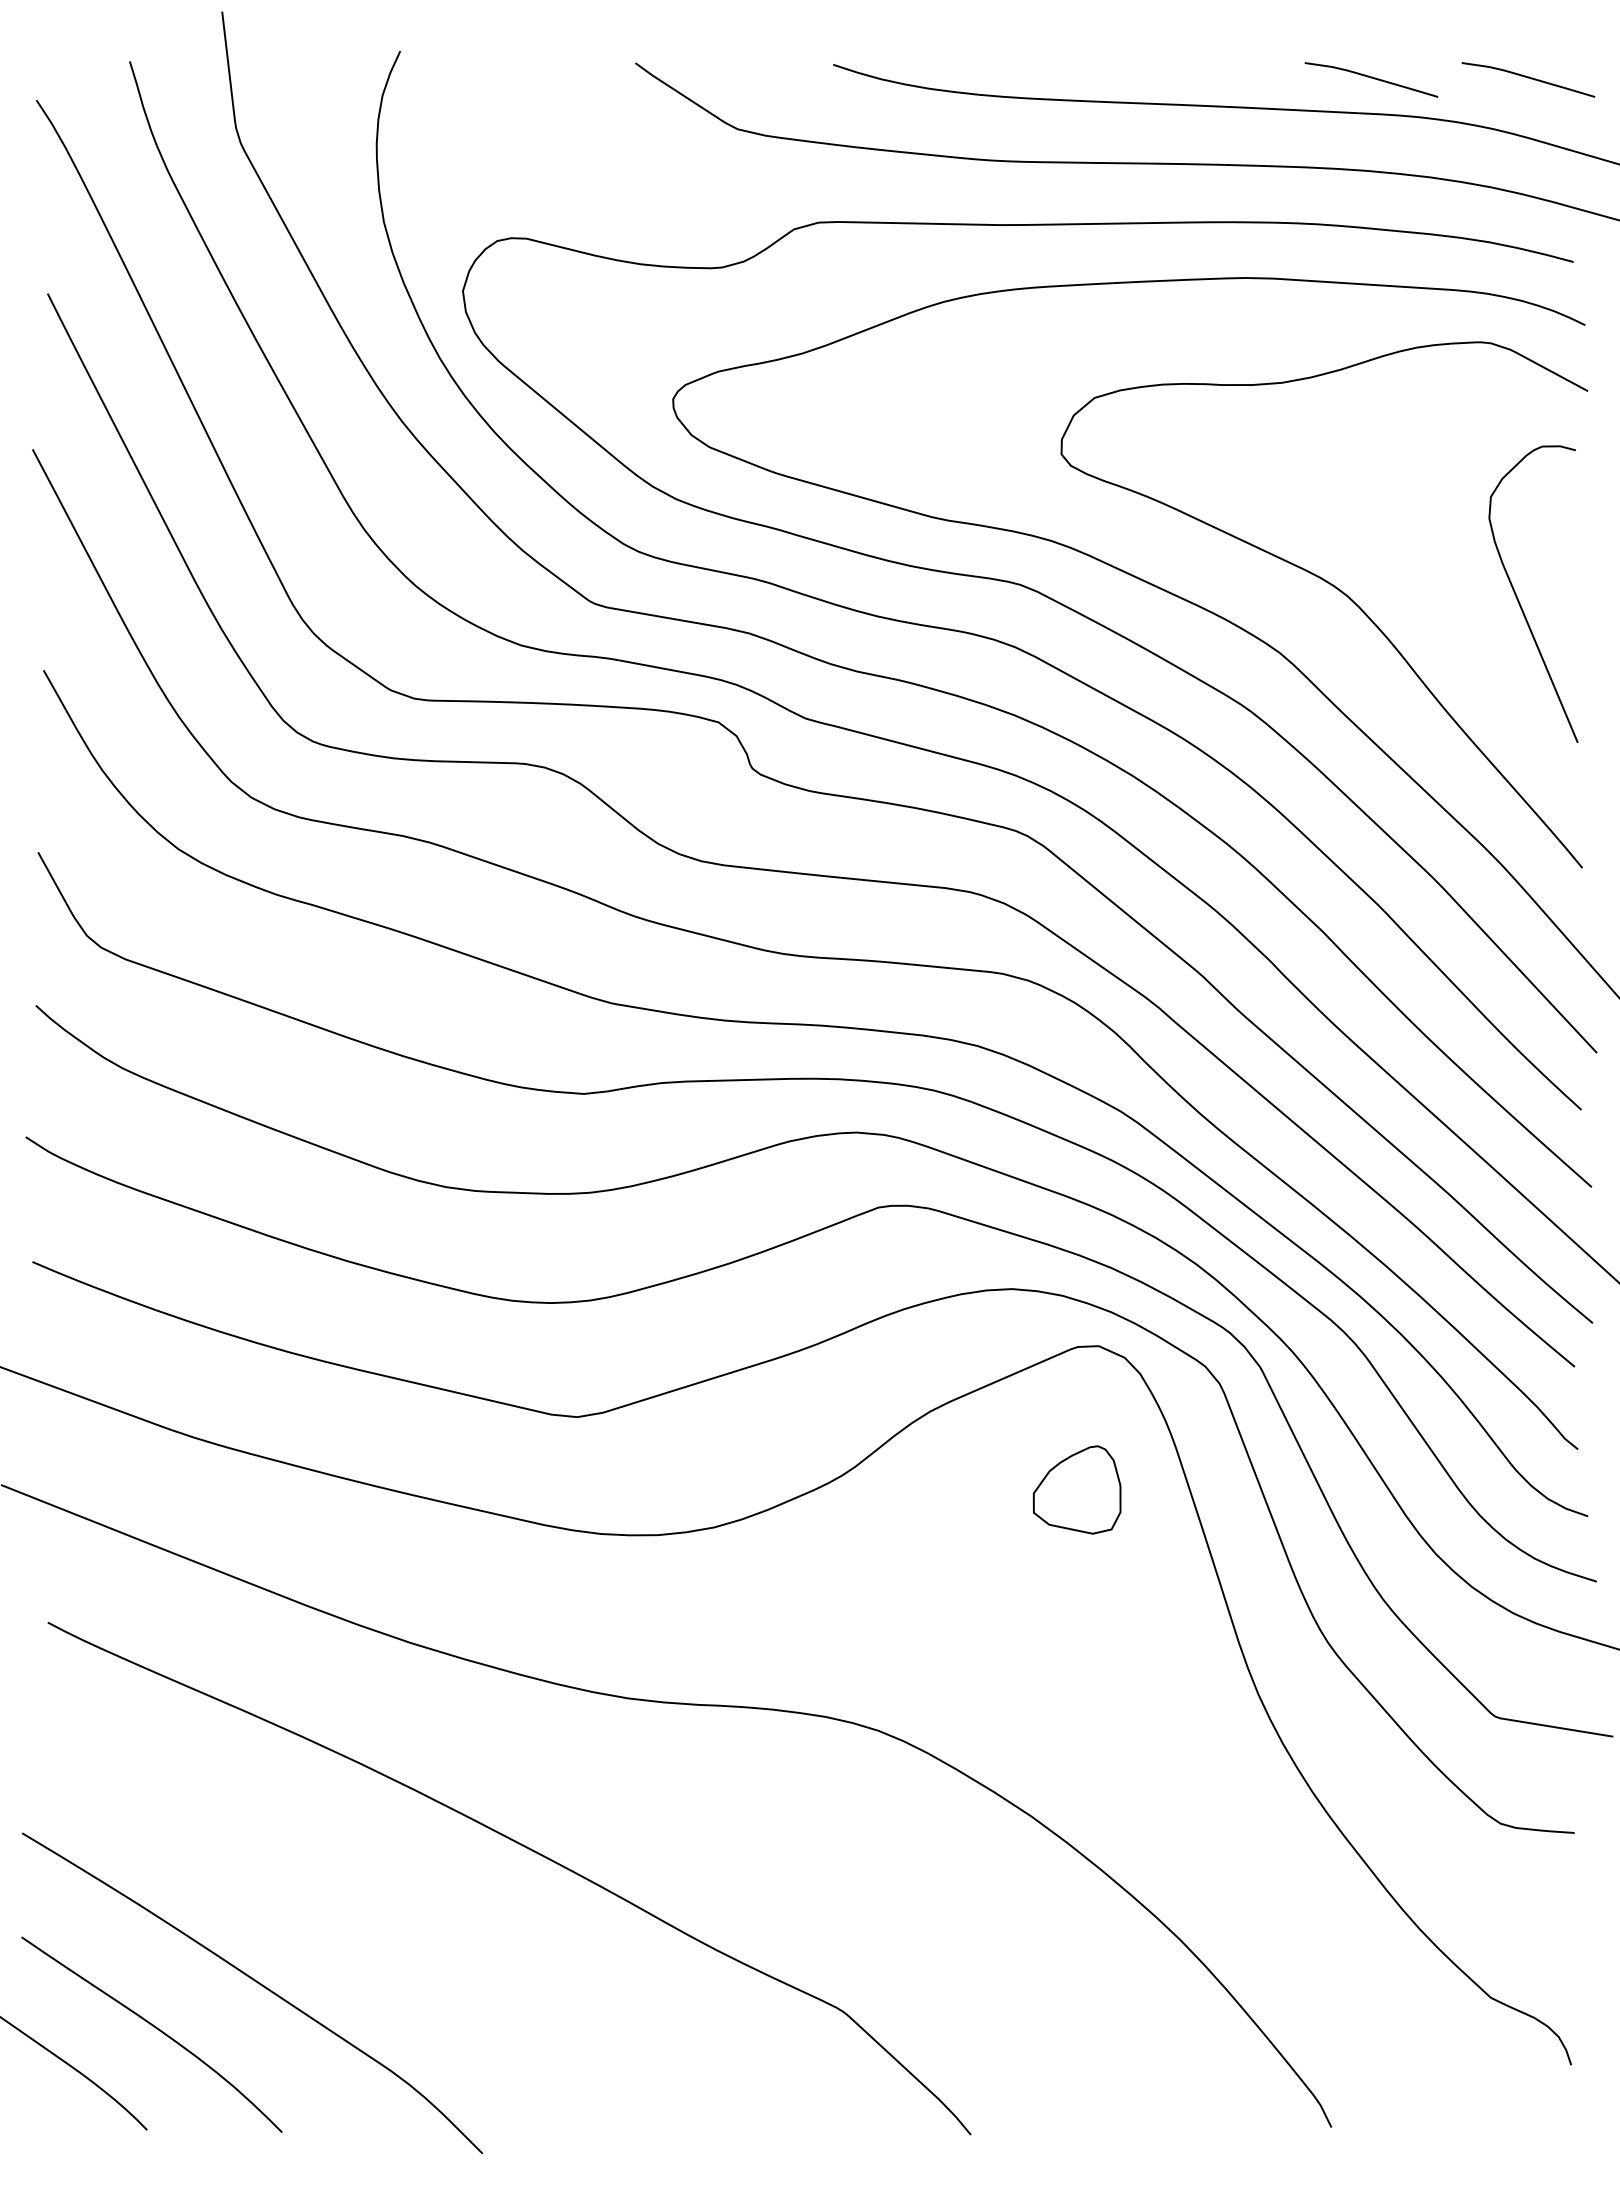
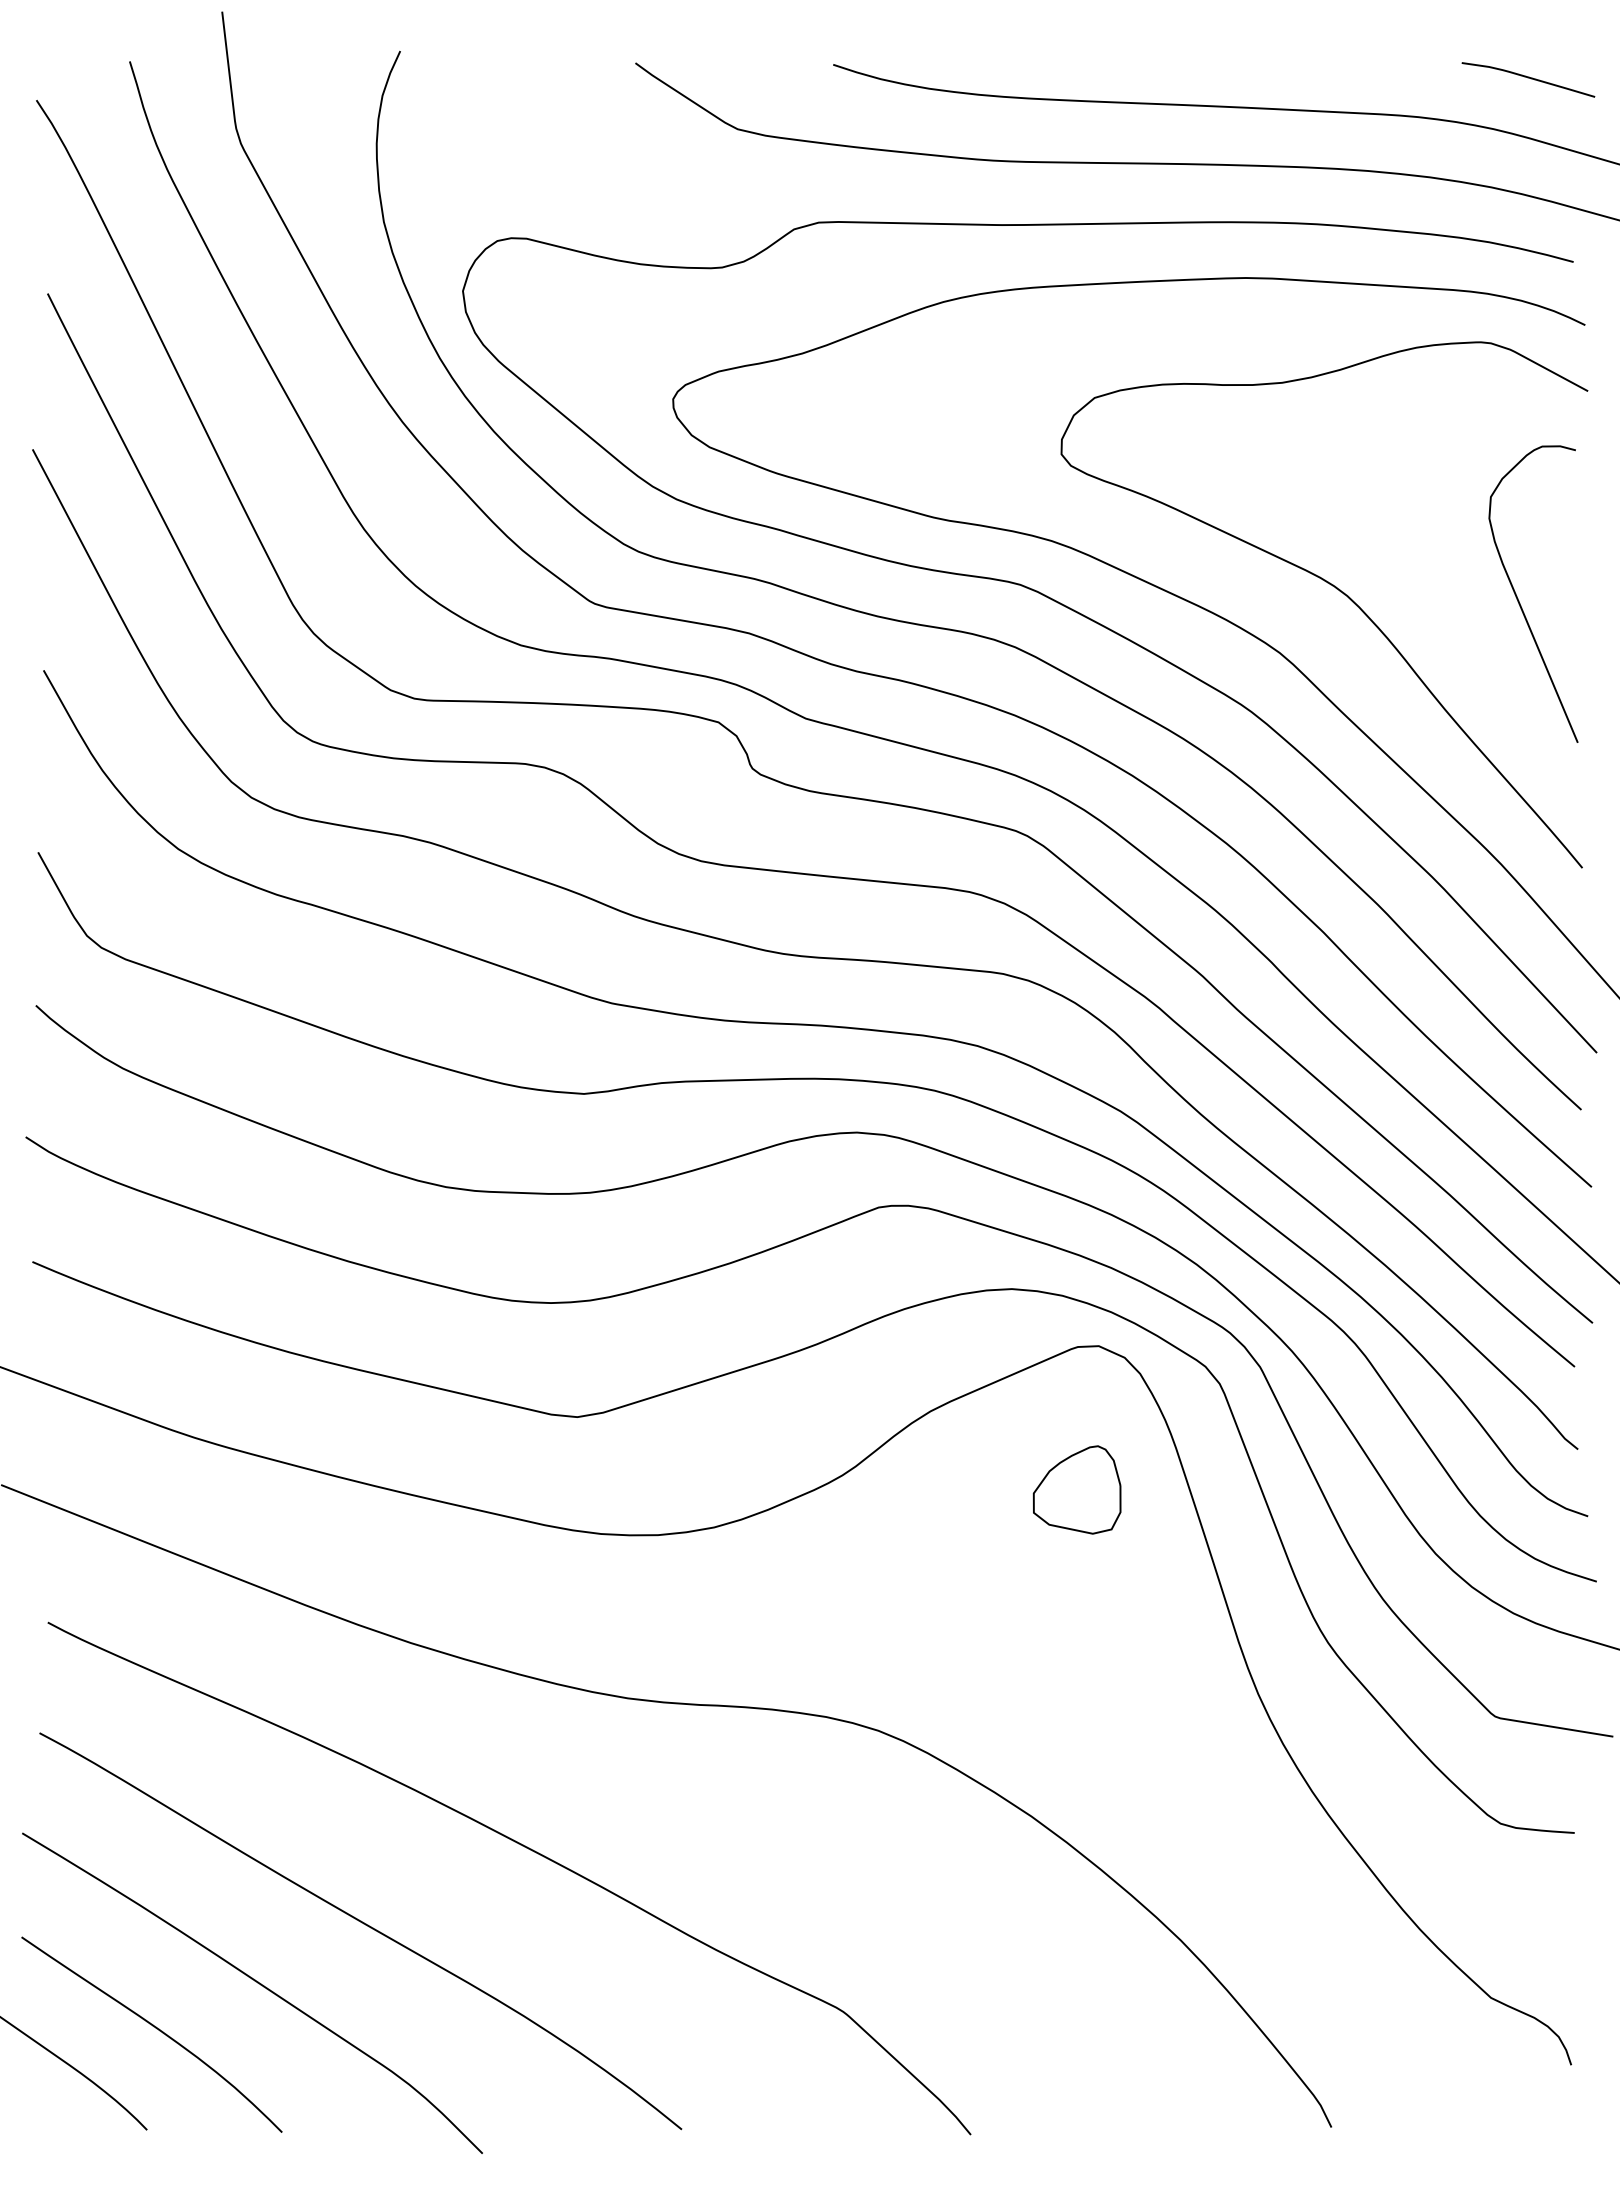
curve: present -> none (1371, 78)
curve: none -> present (363, 1924)
